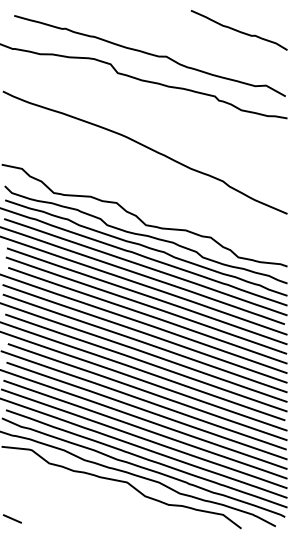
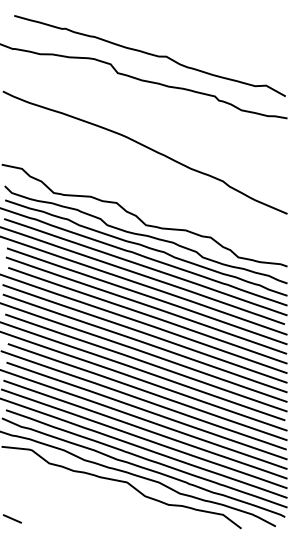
curve: present -> none (238, 30)
